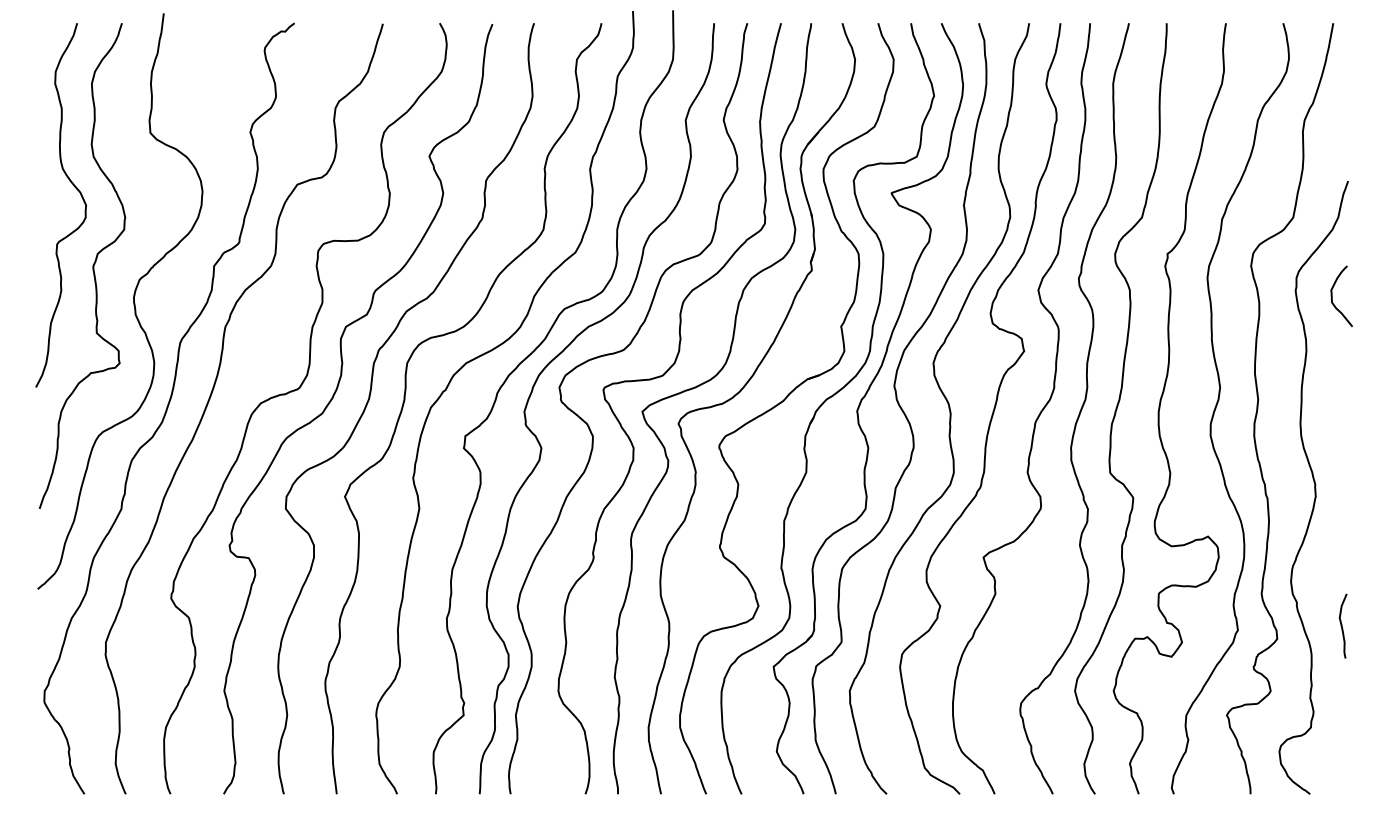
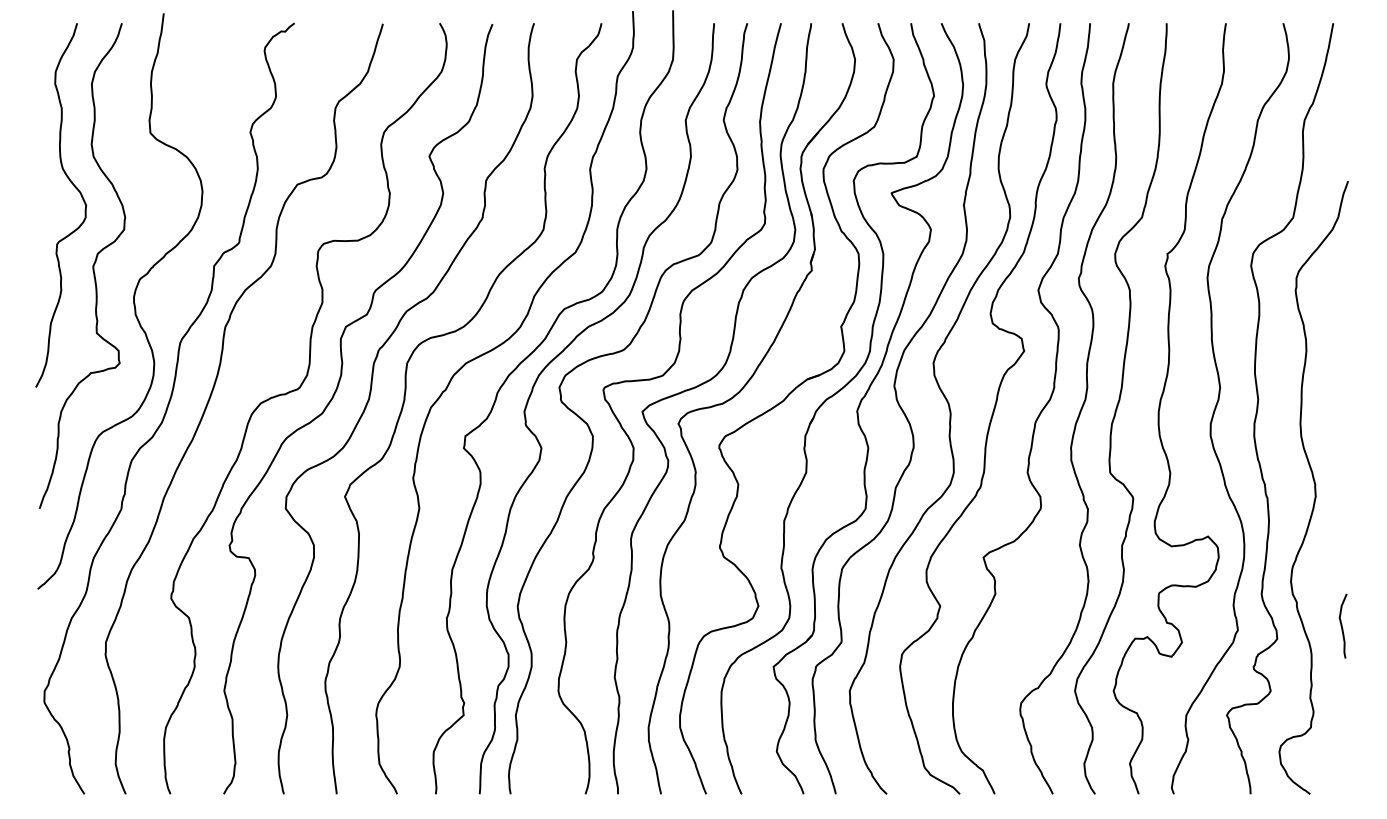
curve: present -> none (1332, 296)
